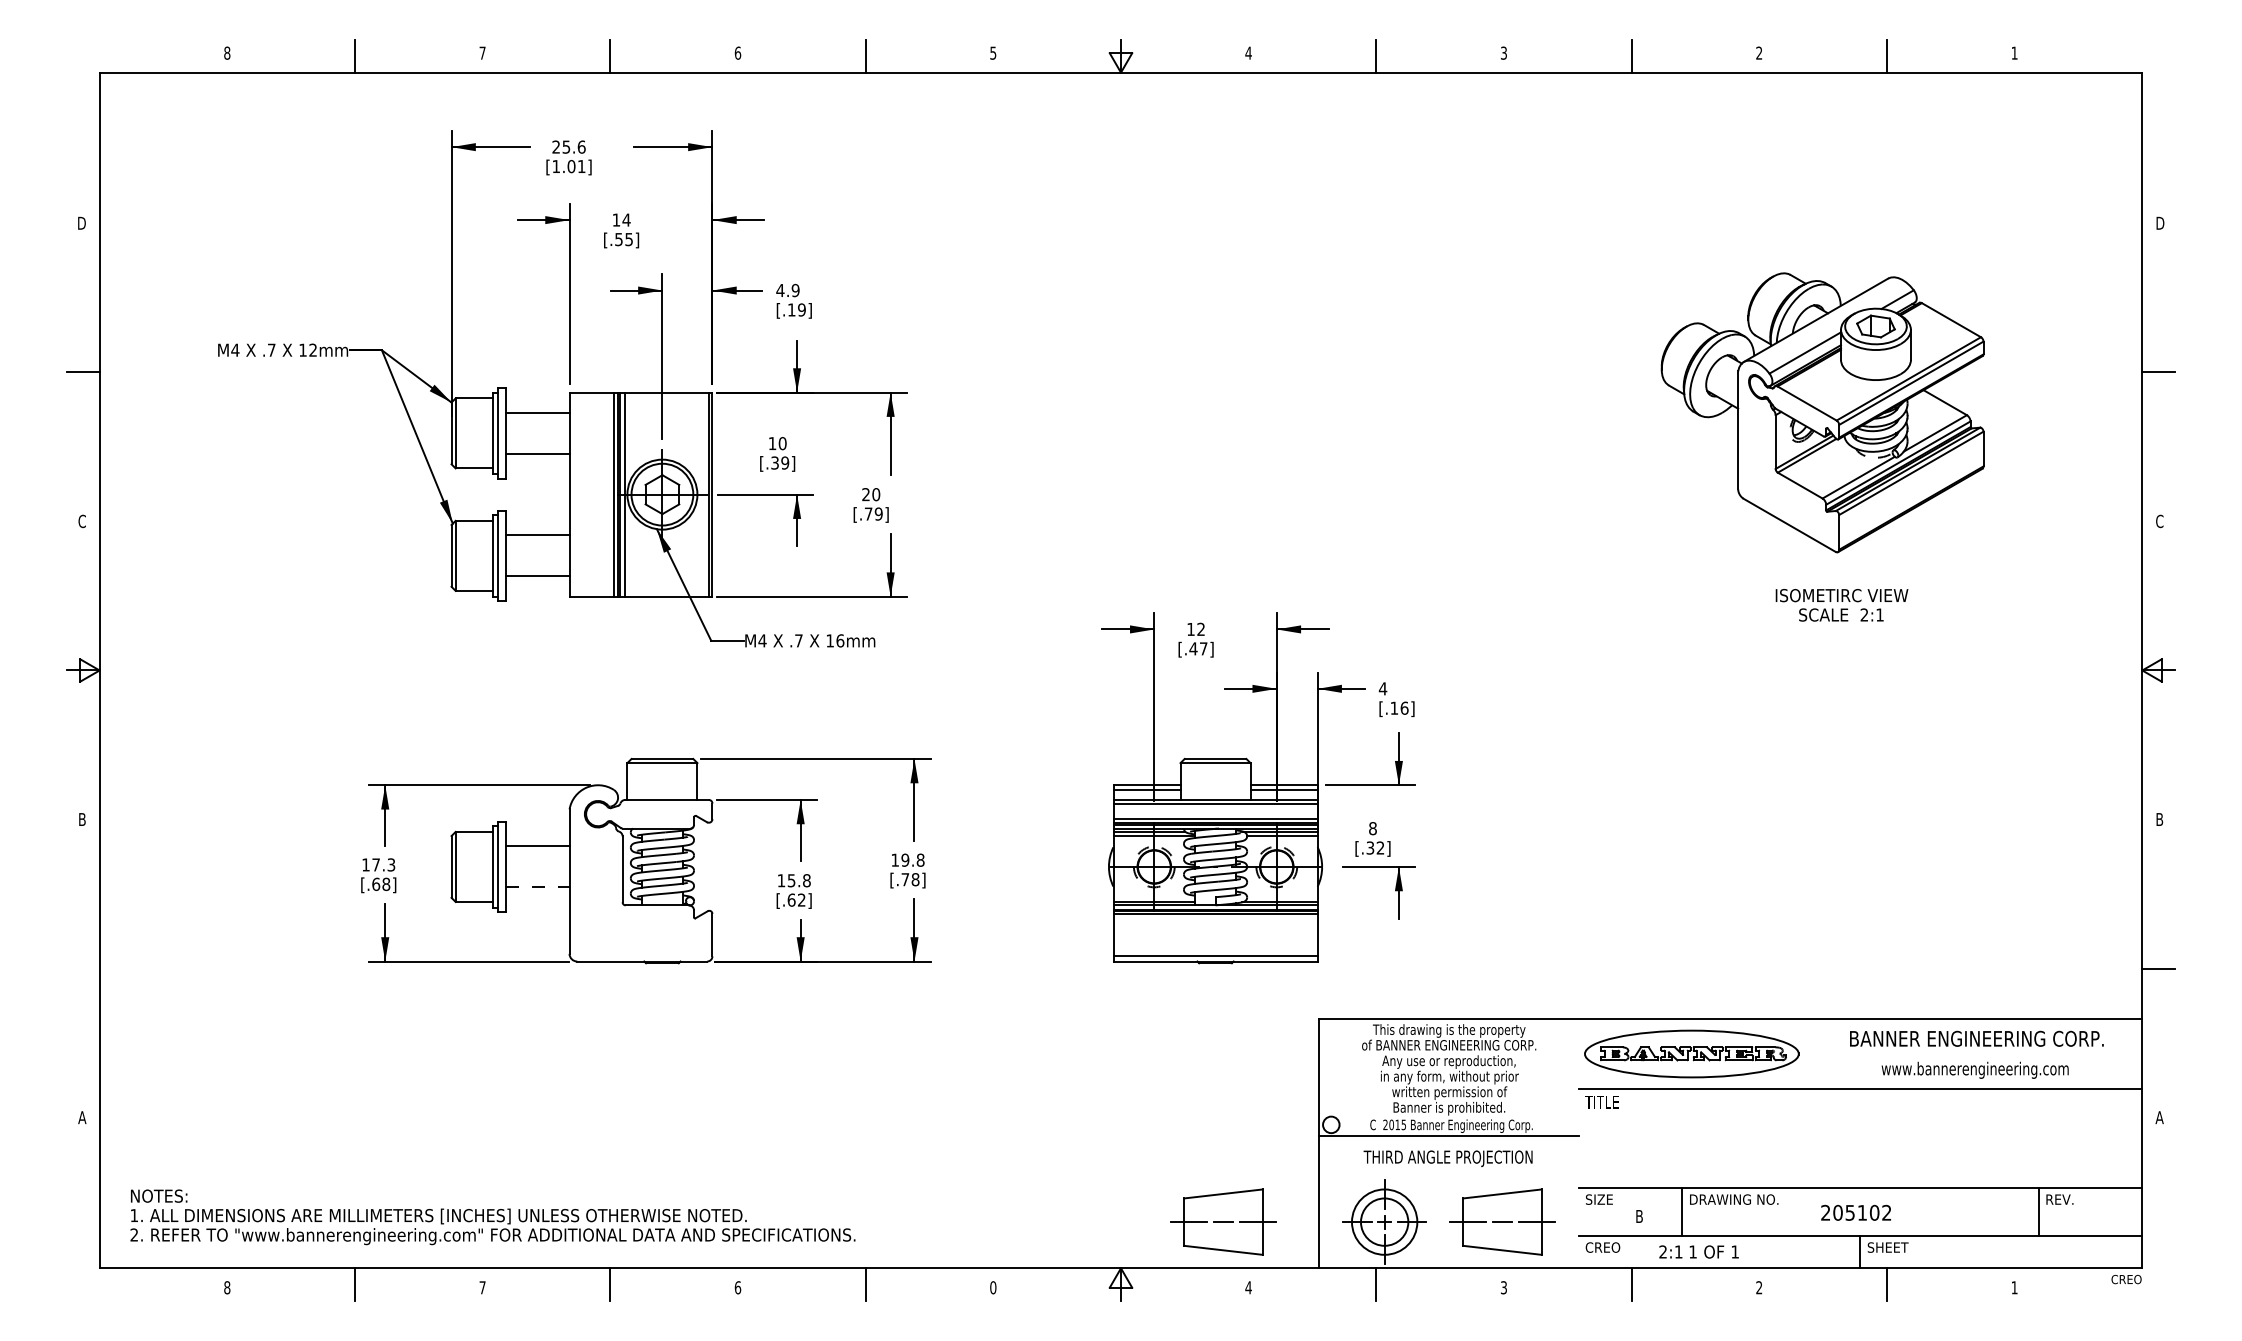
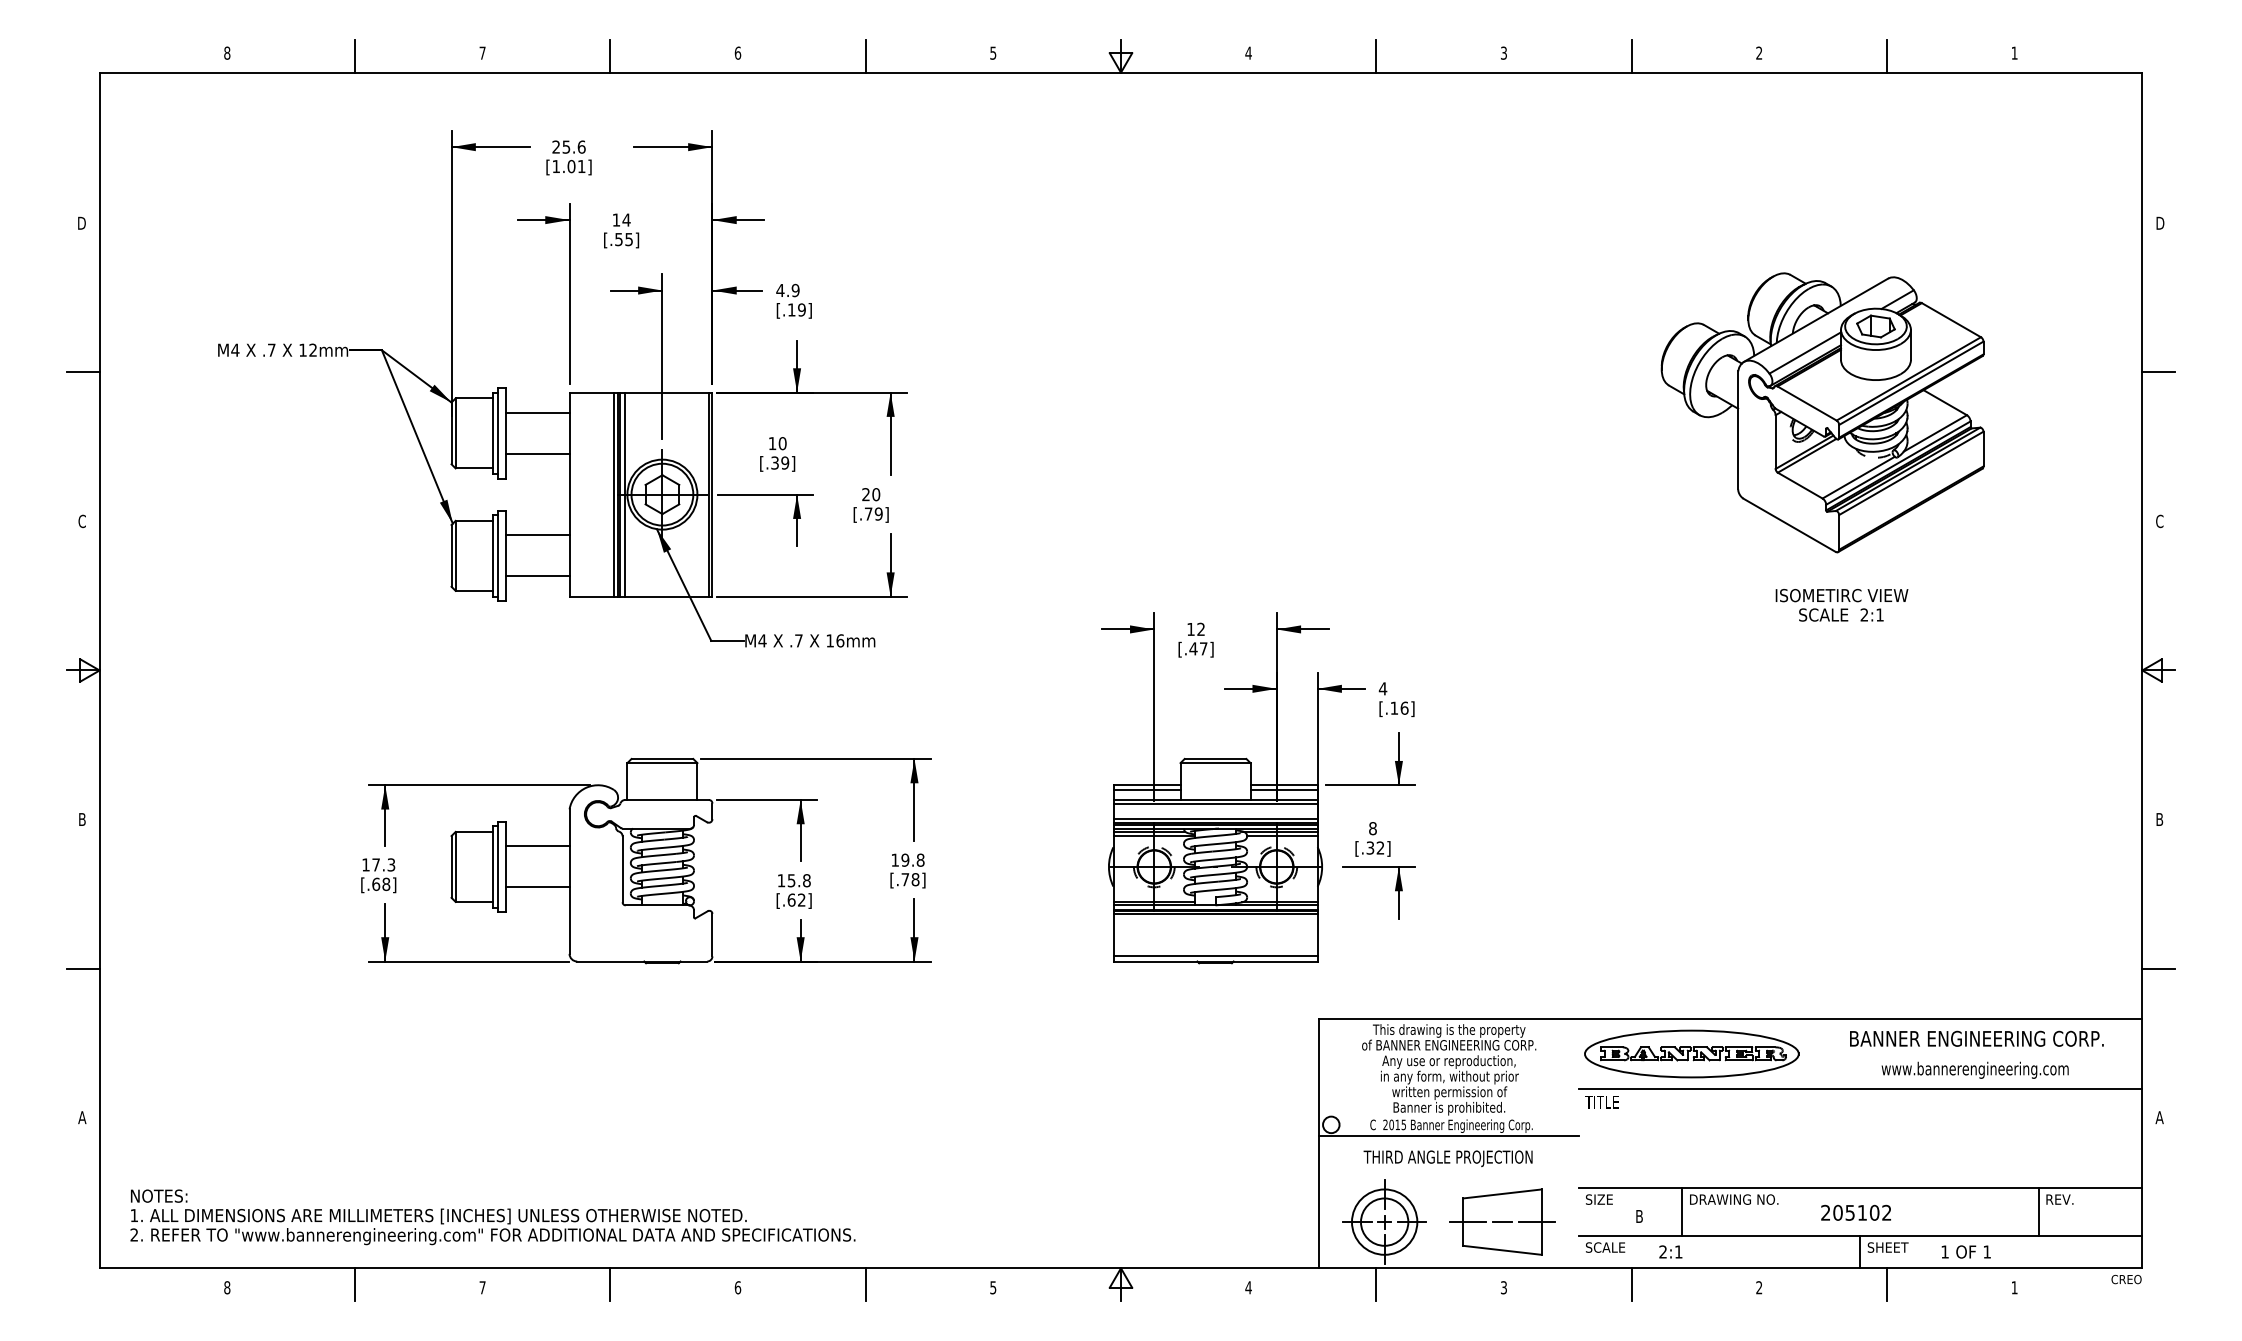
line: dashed -> solid (537, 887)
line: none -> present (83, 968)
part: present -> none (1223, 1221)
text: CREO -> SCALE (1605, 1247)
text position: (1713, 1251) -> (1965, 1251) (1965, 1251)
text: 0 -> 5 (993, 1287)
